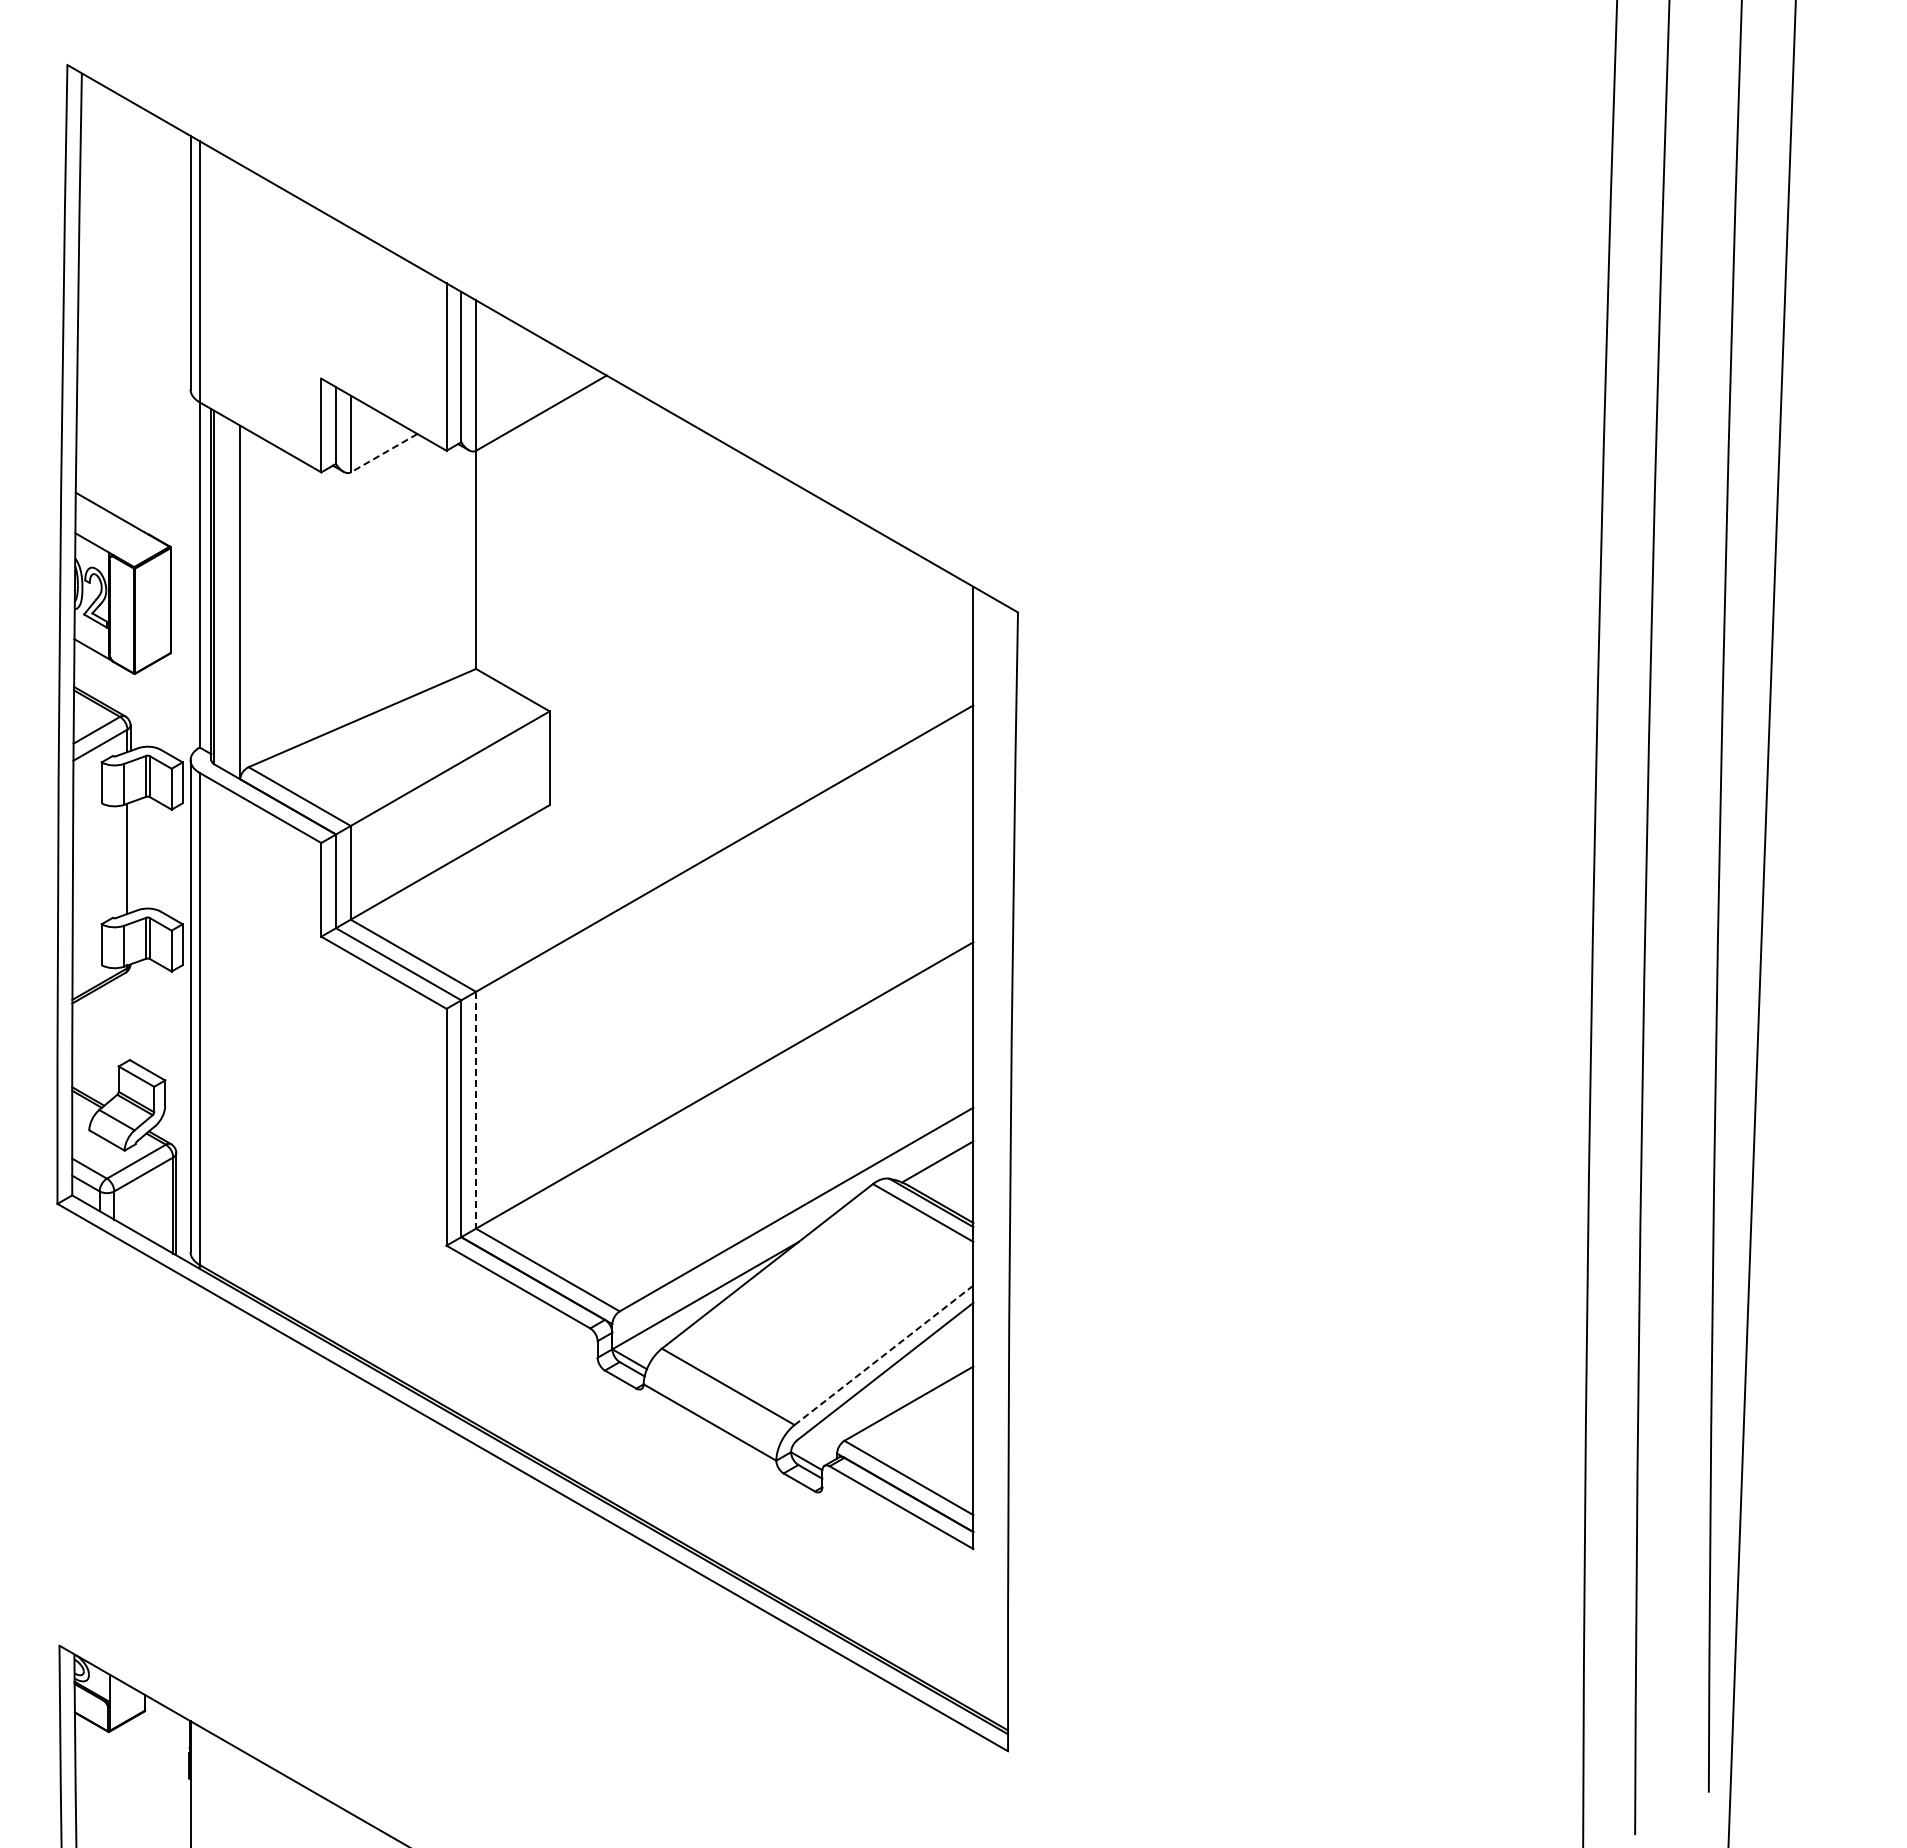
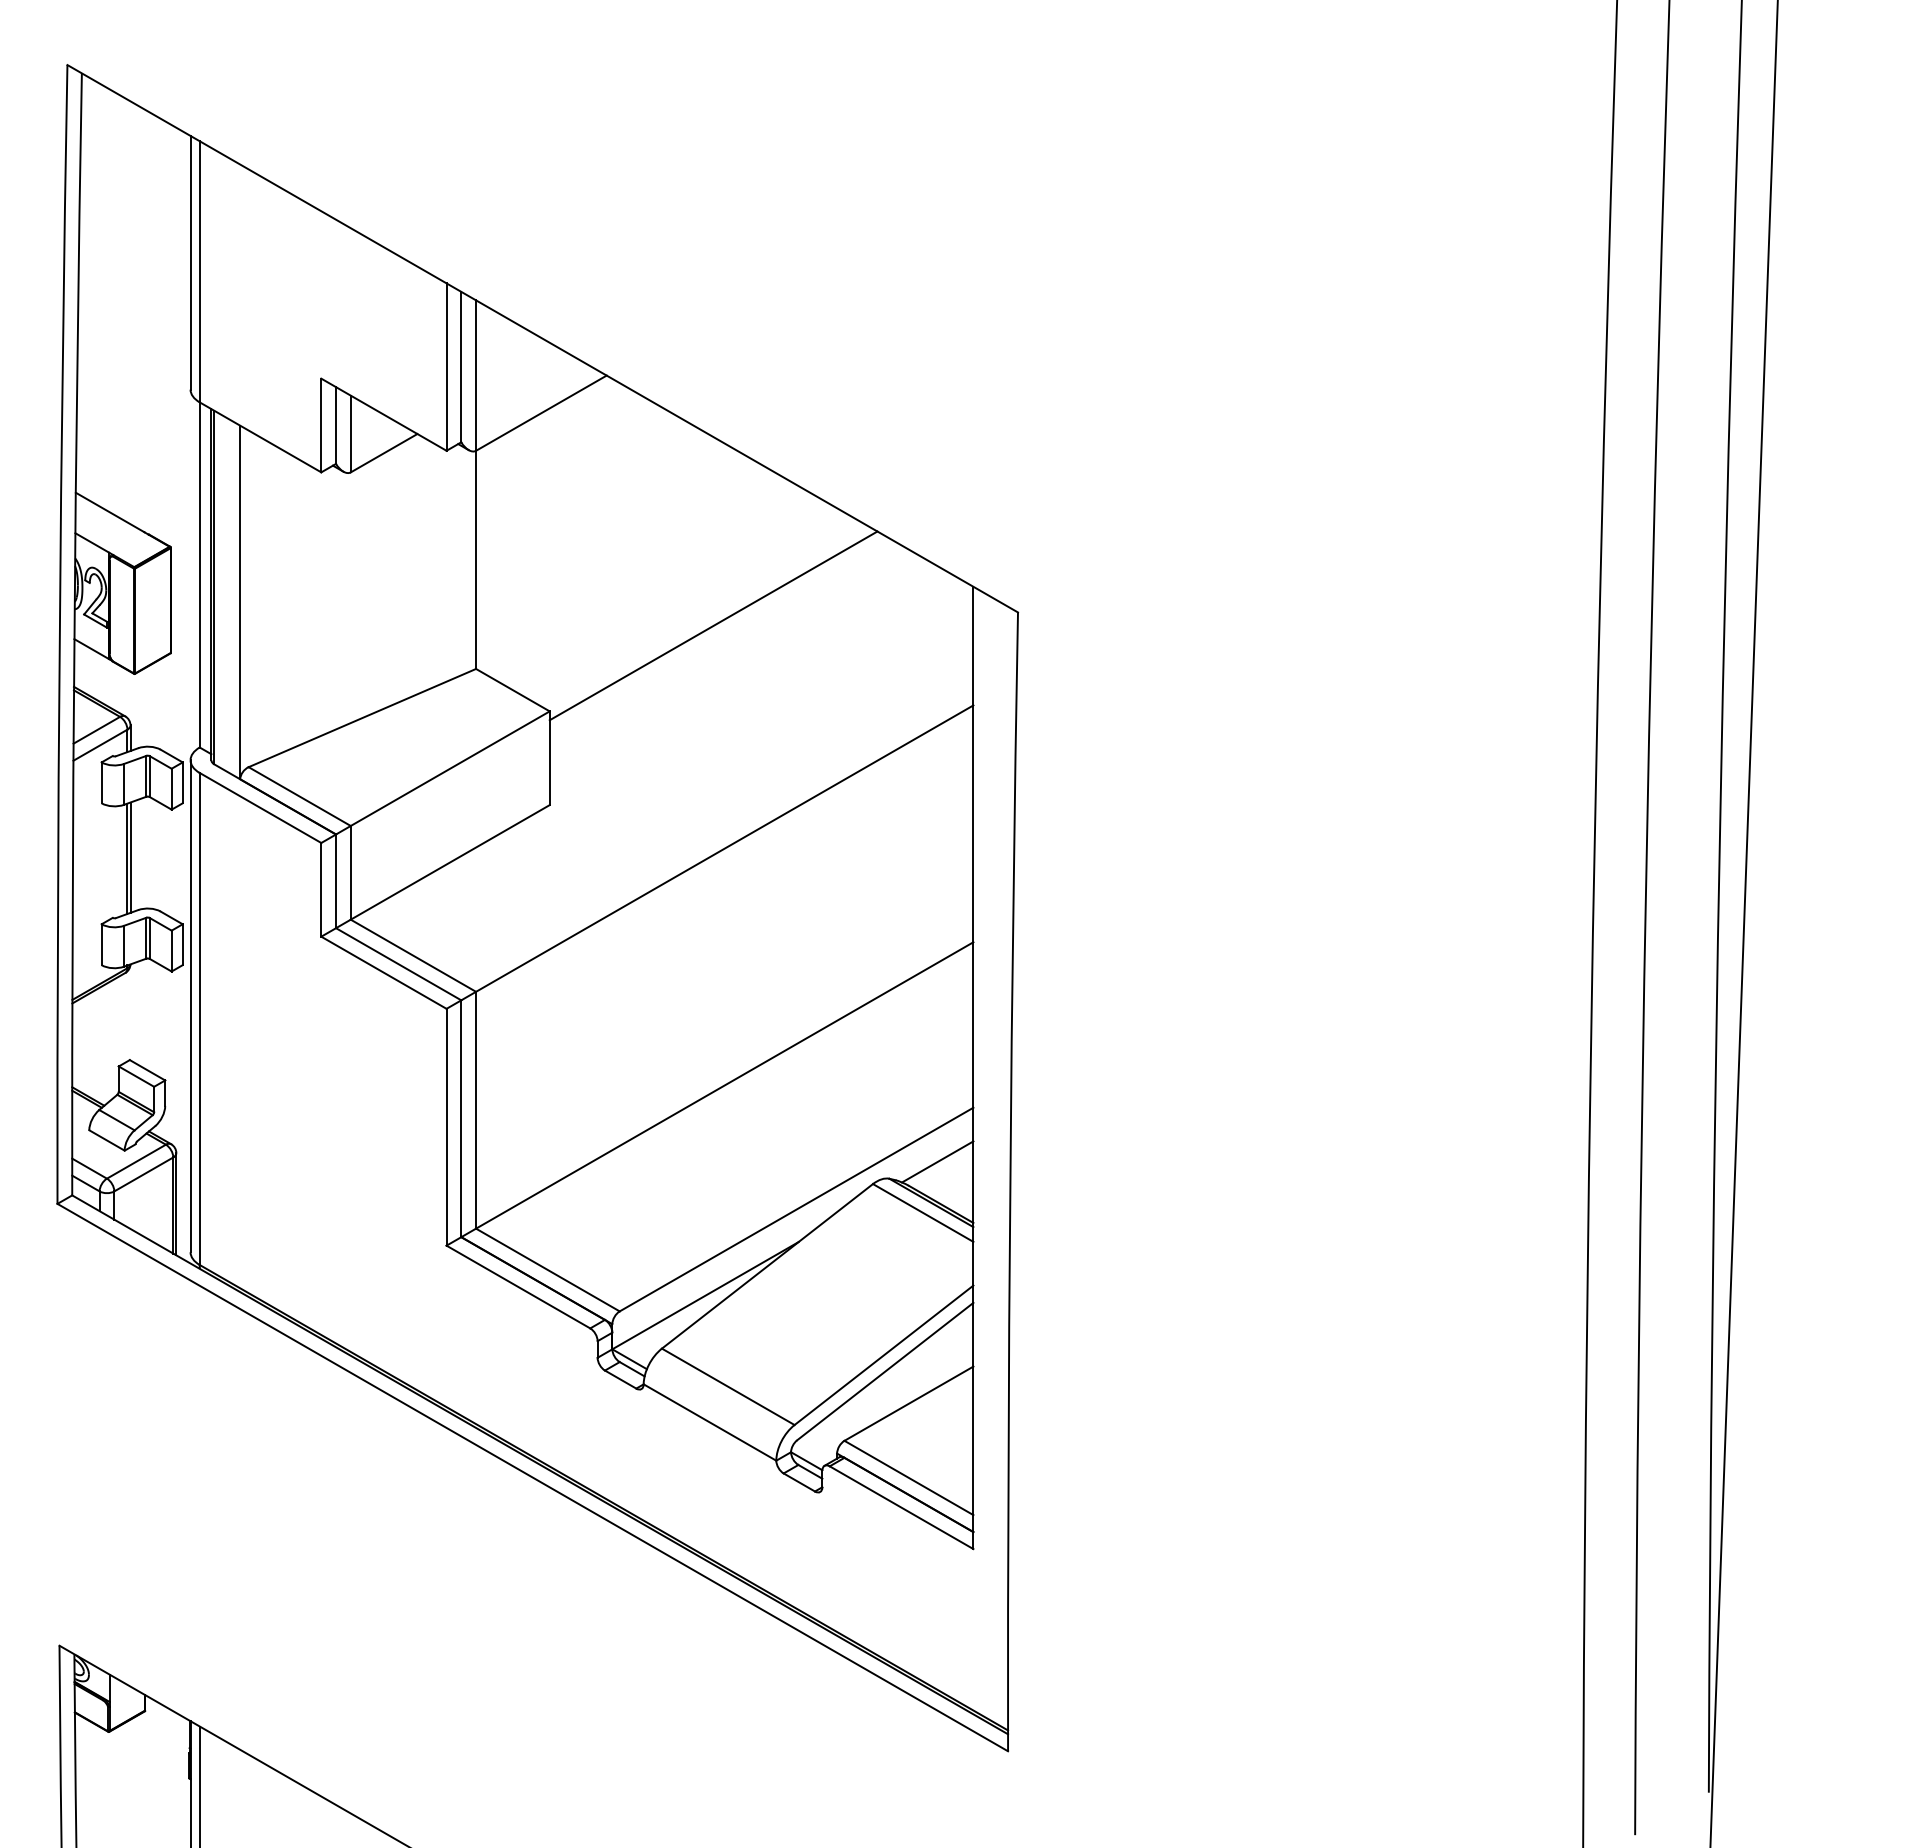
line: dashed -> solid (383, 453)
line: none -> present (713, 625)
line: none -> present (130, 857)
line position: (1761, 923) -> (1743, 923) (1743, 923)
line: dashed -> solid (476, 1110)
line: dashed -> solid (883, 1355)
line: none -> present (199, 1785)
